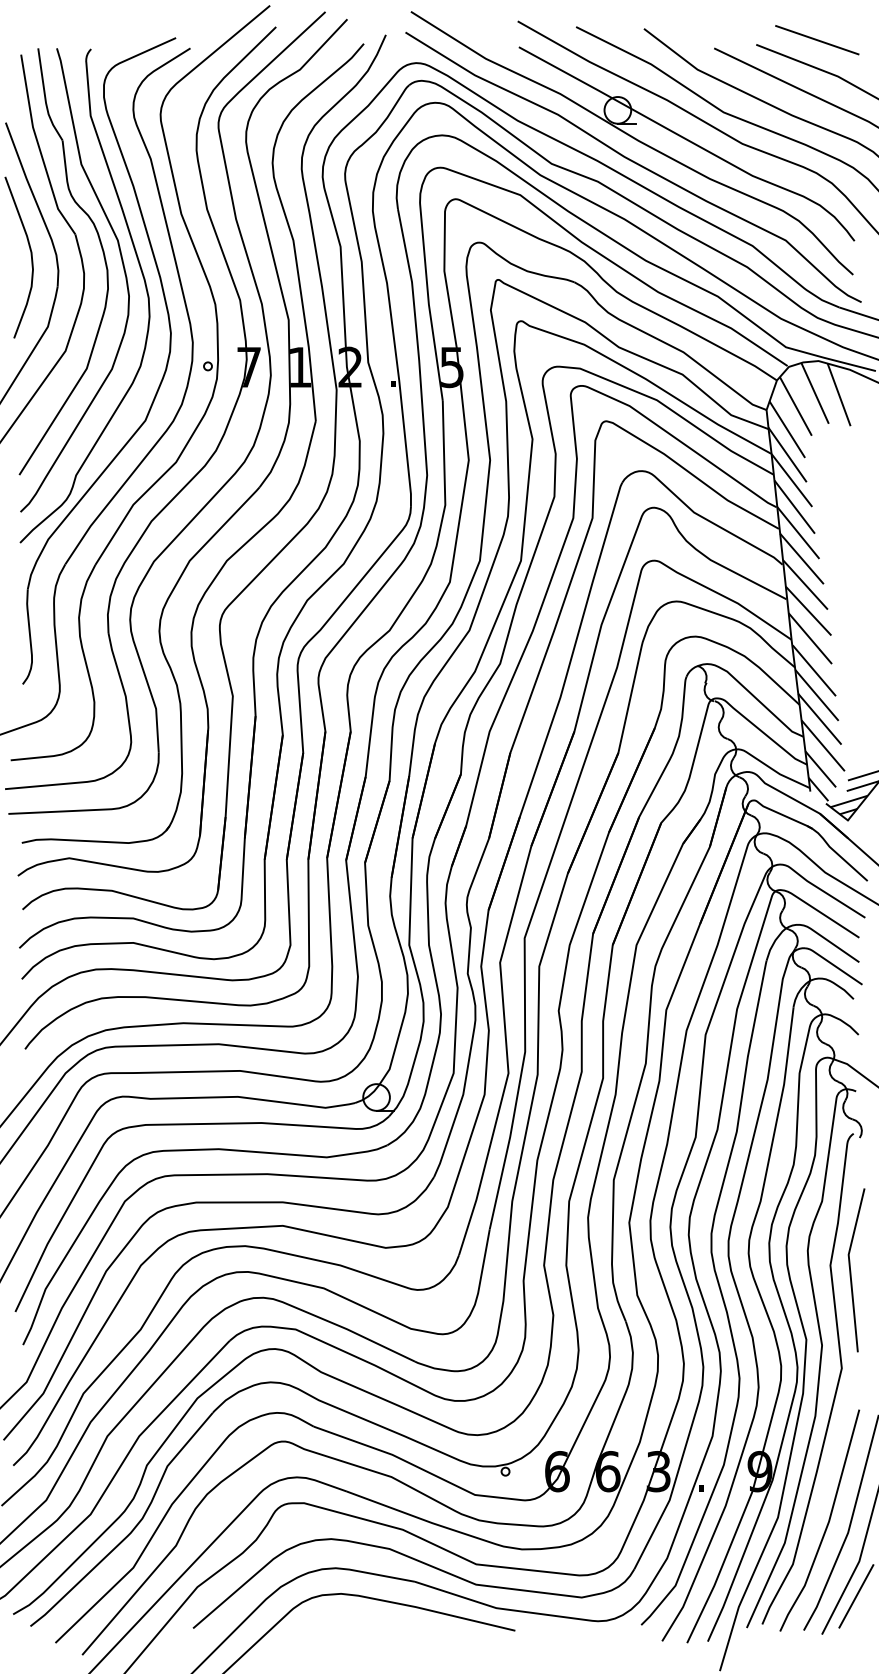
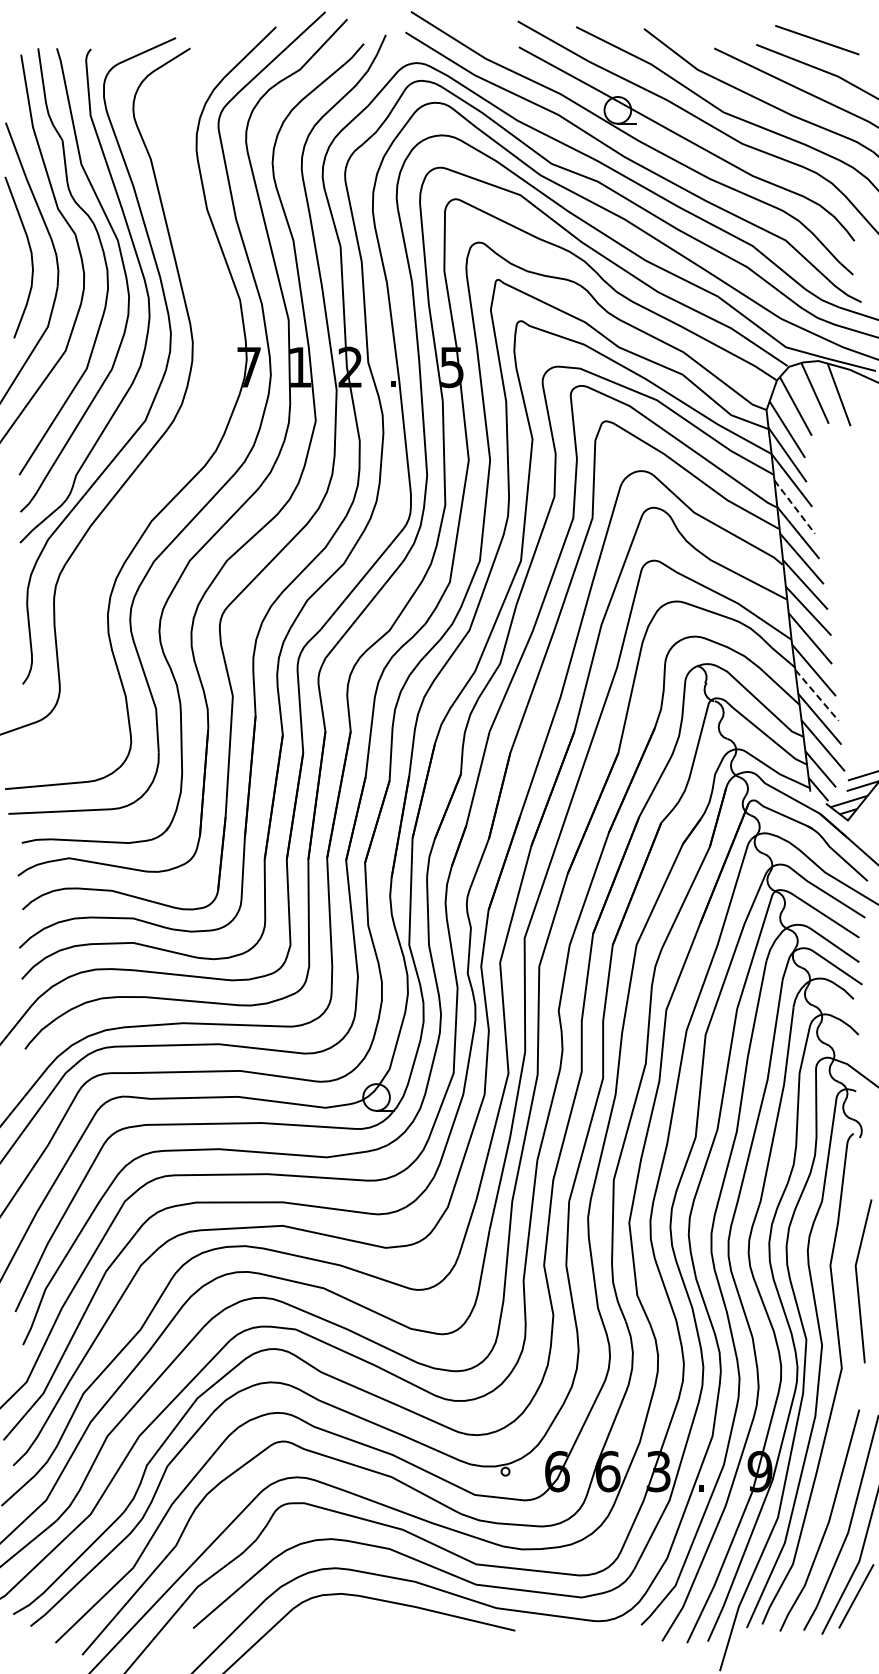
part: present -> none (203, 368)
line: solid -> dashed (795, 507)
line: solid -> dashed (817, 695)
line position: (851, 1270) -> (858, 1281) (858, 1281)
